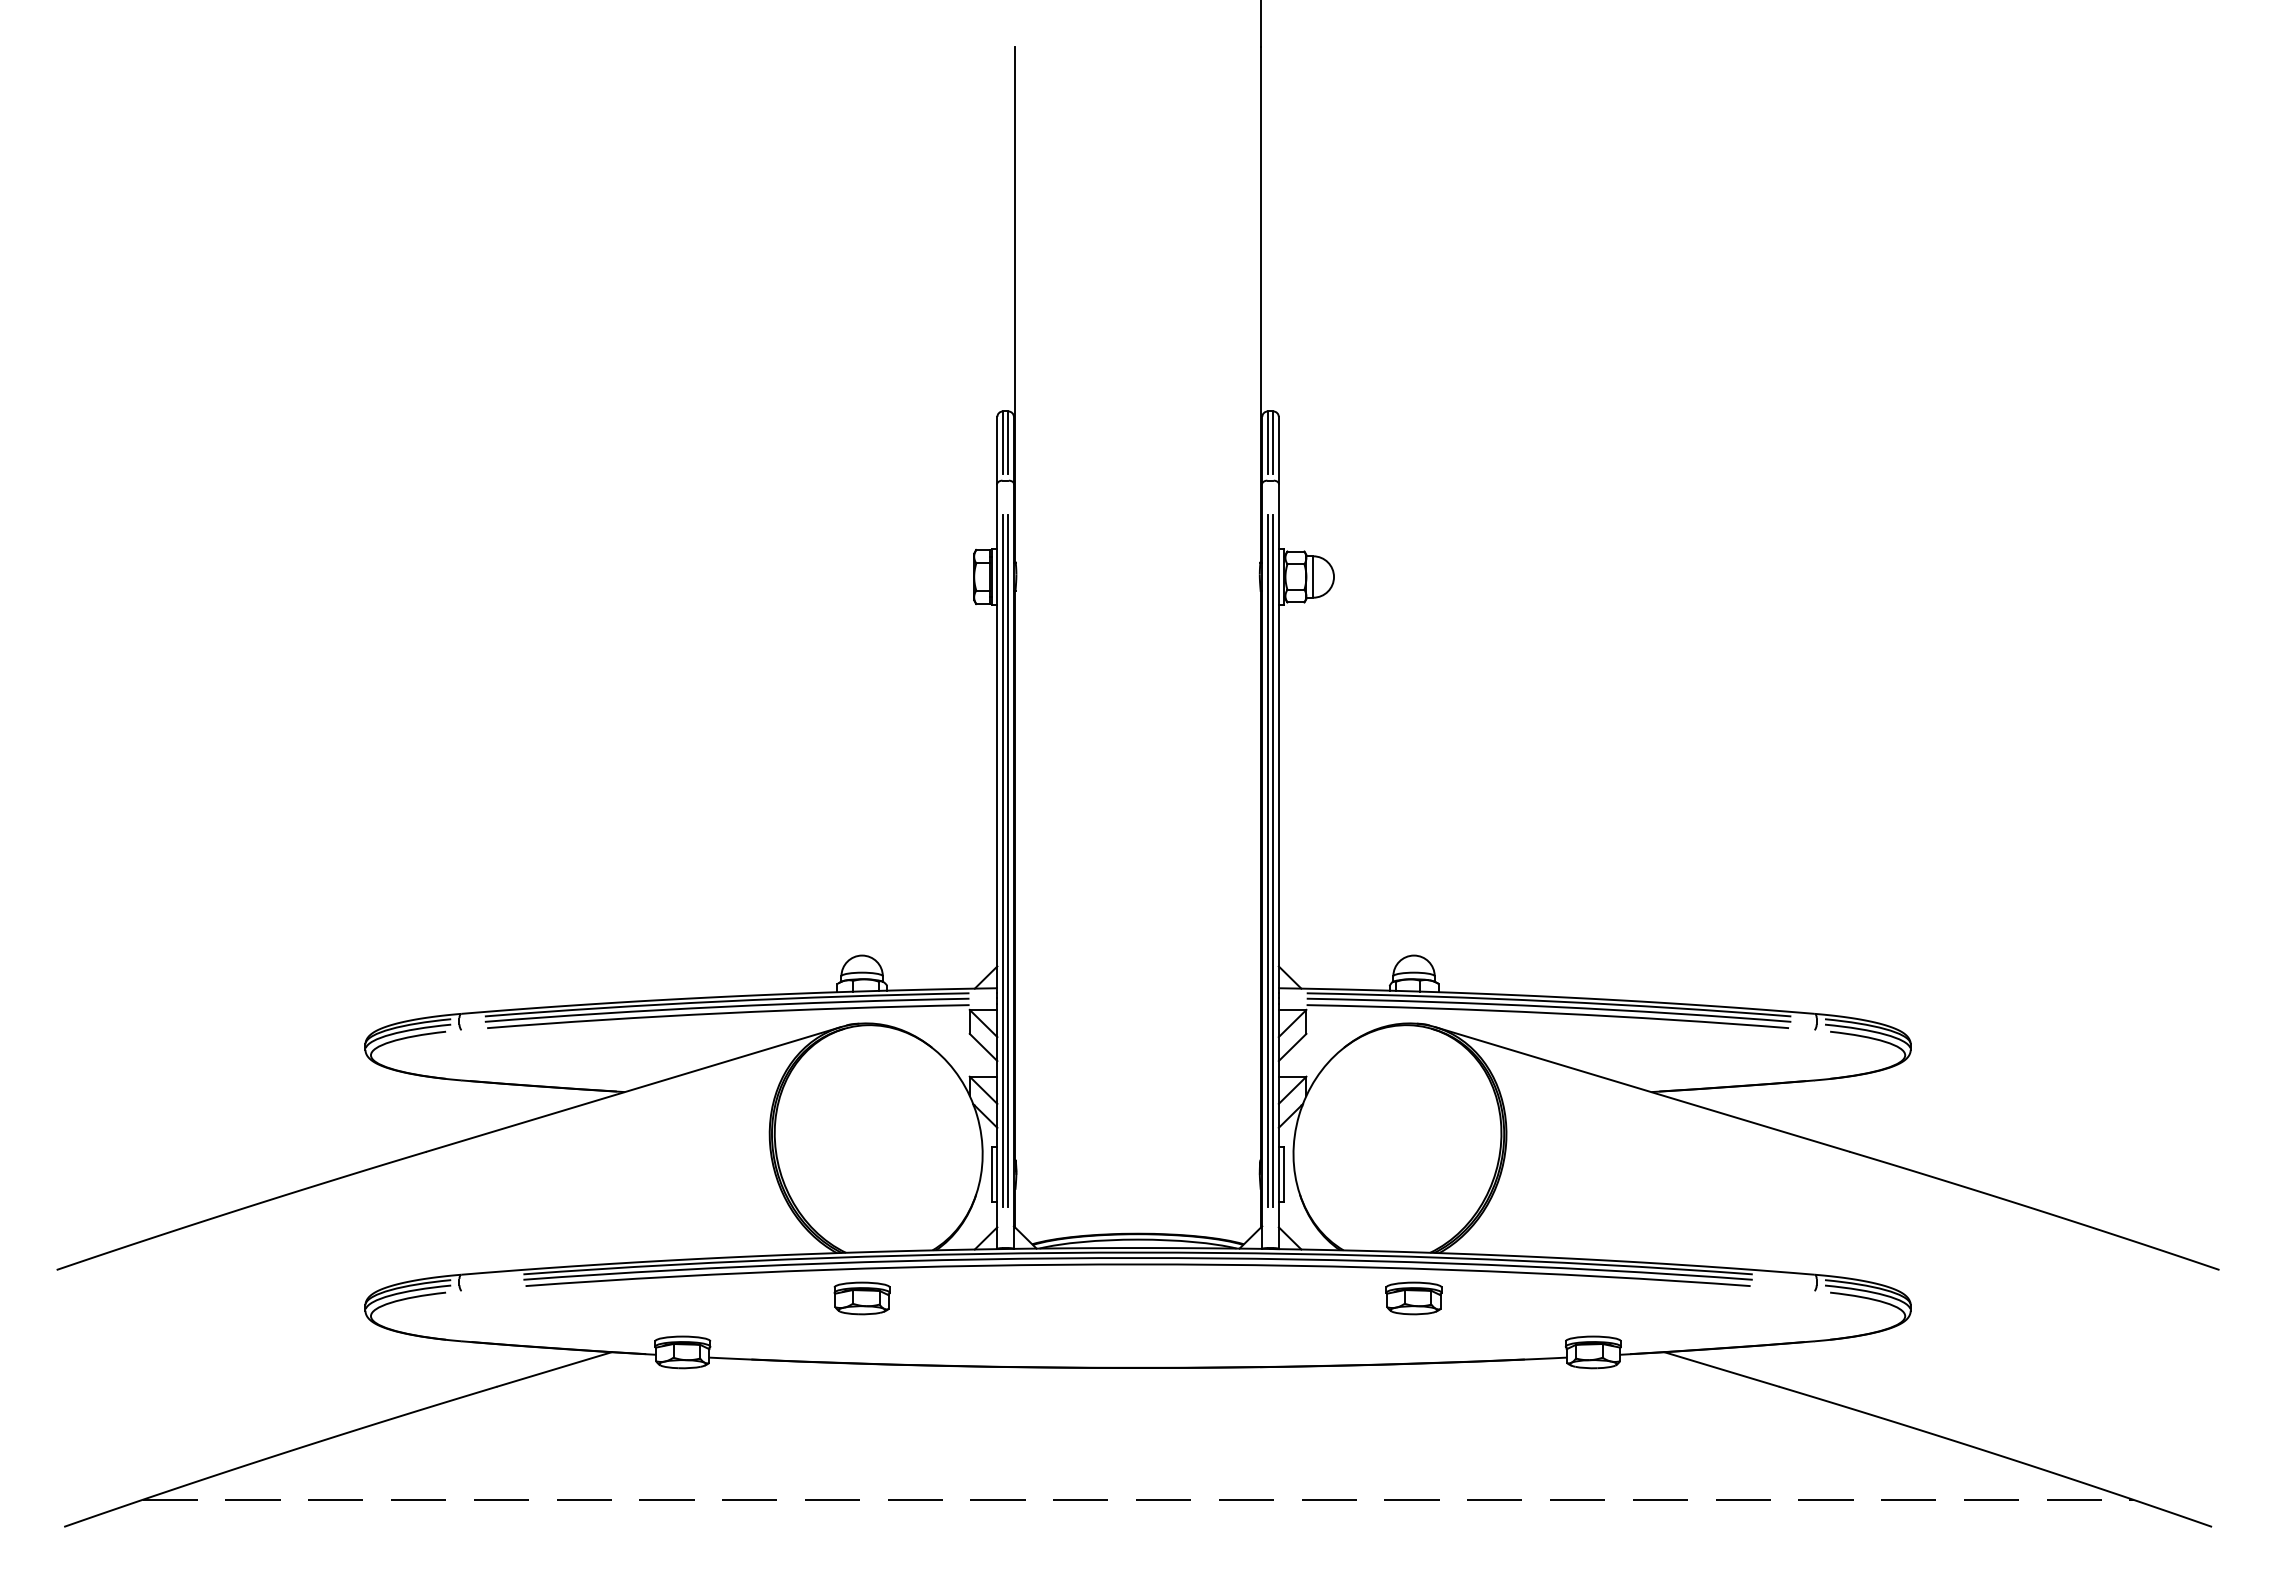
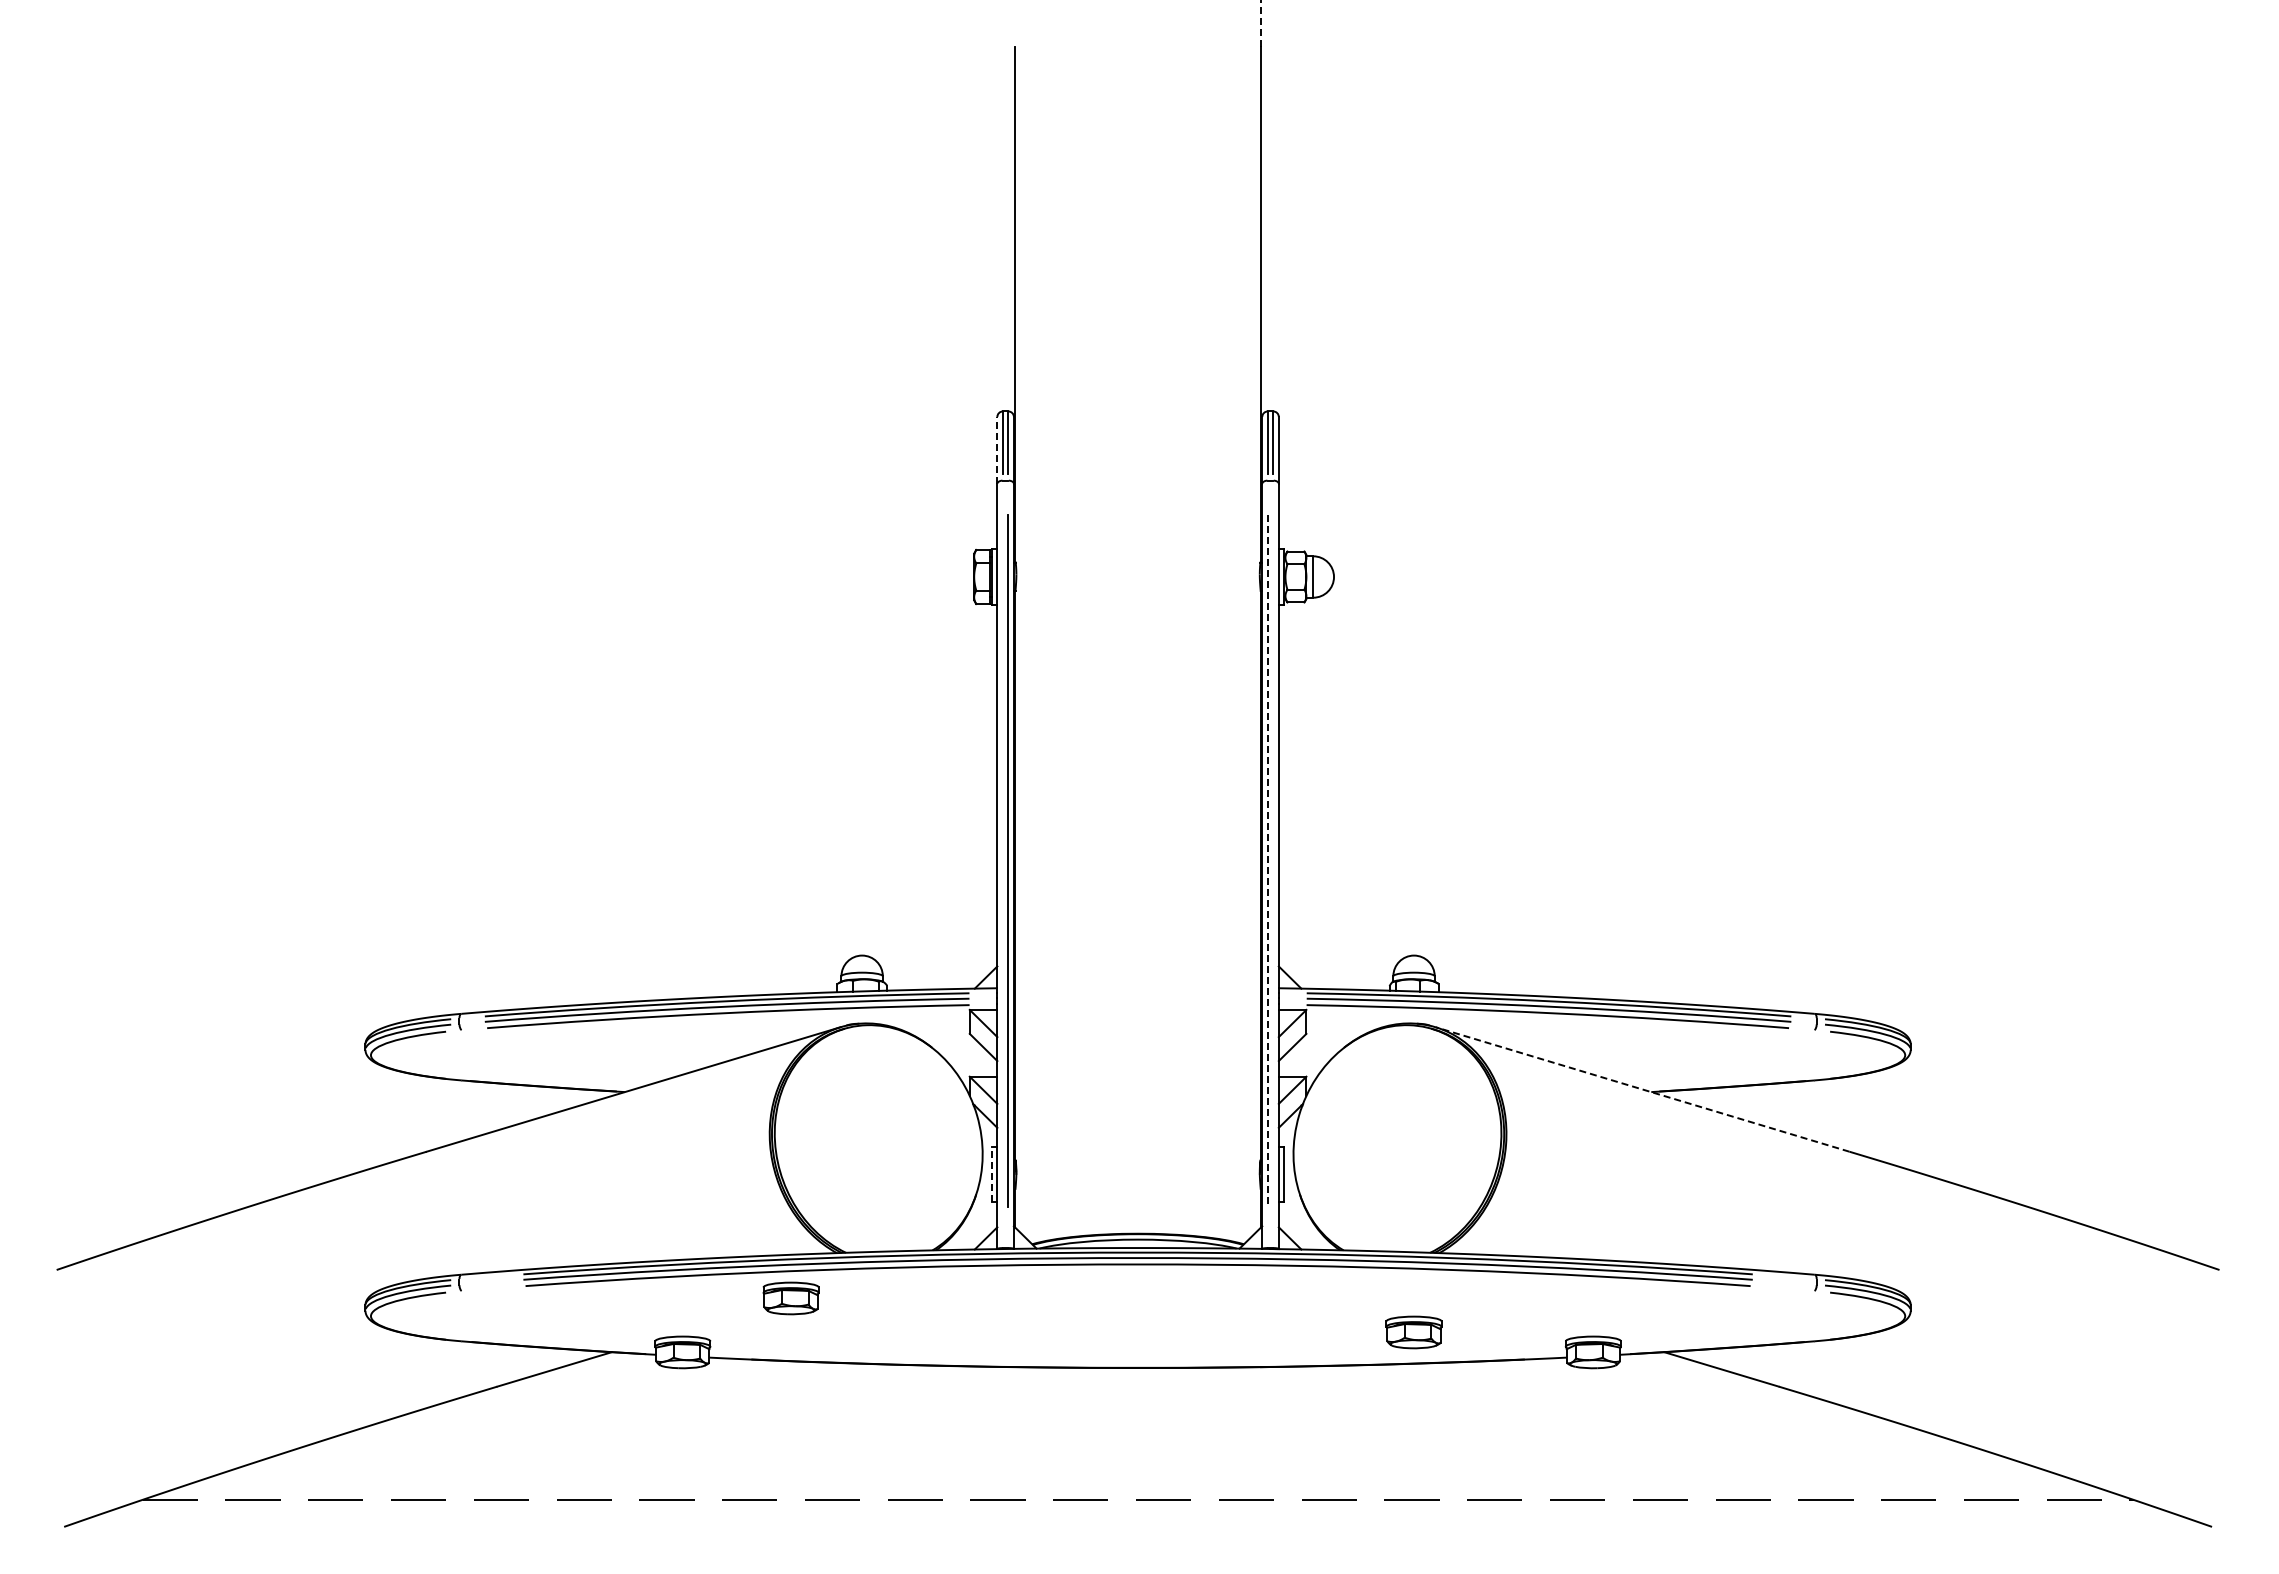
line: solid -> dashed (1260, 23)
line: solid -> dashed (997, 449)
line: present -> none (1002, 860)
line: present -> none (1273, 860)
line: solid -> dashed (1267, 861)
line: solid -> dashed (1642, 1089)
line: solid -> dashed (991, 1174)
part position: (861, 1298) -> (790, 1298) (790, 1298)
part position: (1413, 1298) -> (1413, 1332) (1413, 1332)
